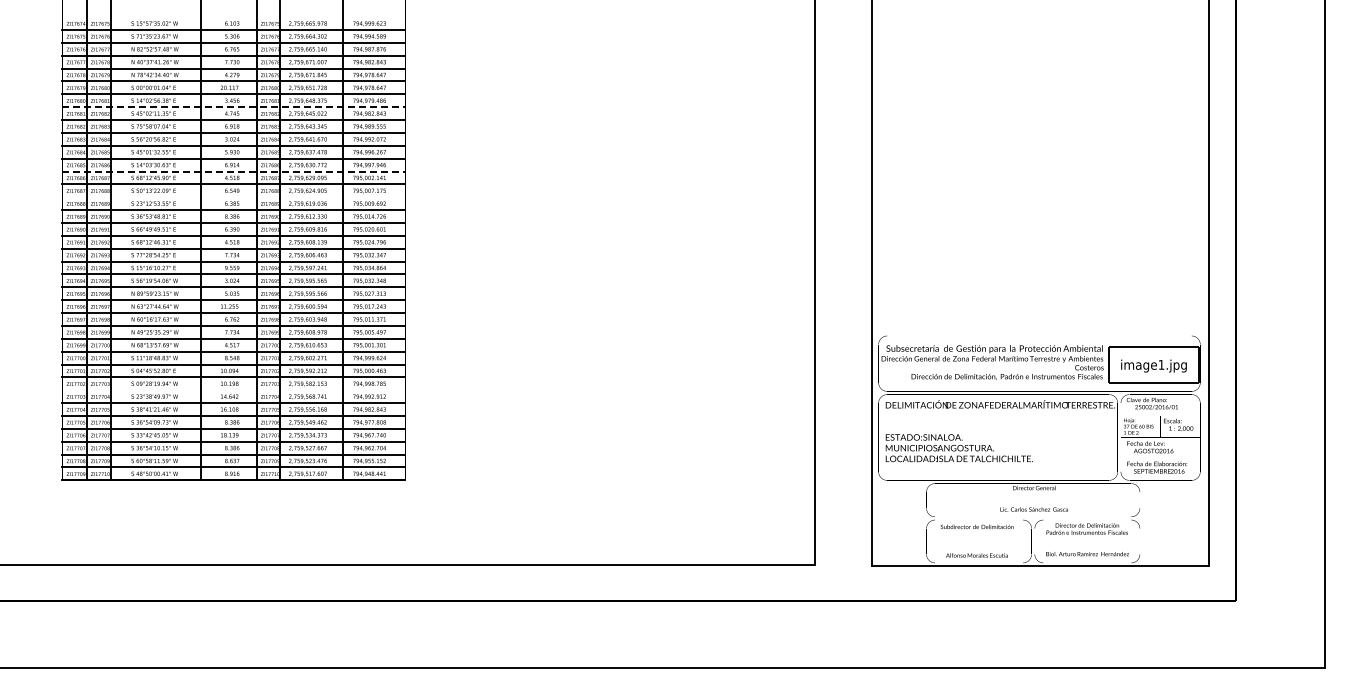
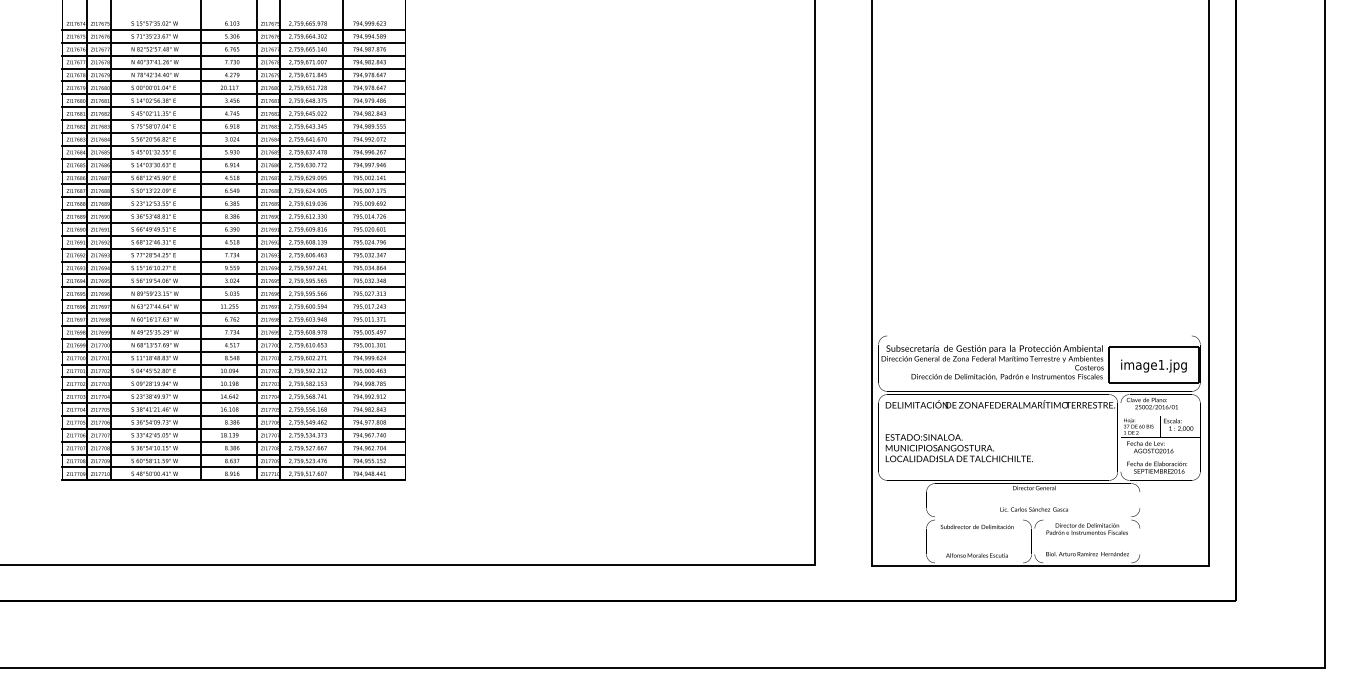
line: dashed -> solid (234, 107)
line: dashed -> solid (234, 171)
line: none -> present (233, 197)
line: none -> present (233, 390)
